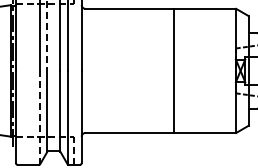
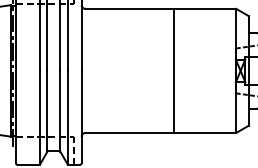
line: dashed -> solid (47, 35)
line: dashed -> solid (39, 117)
